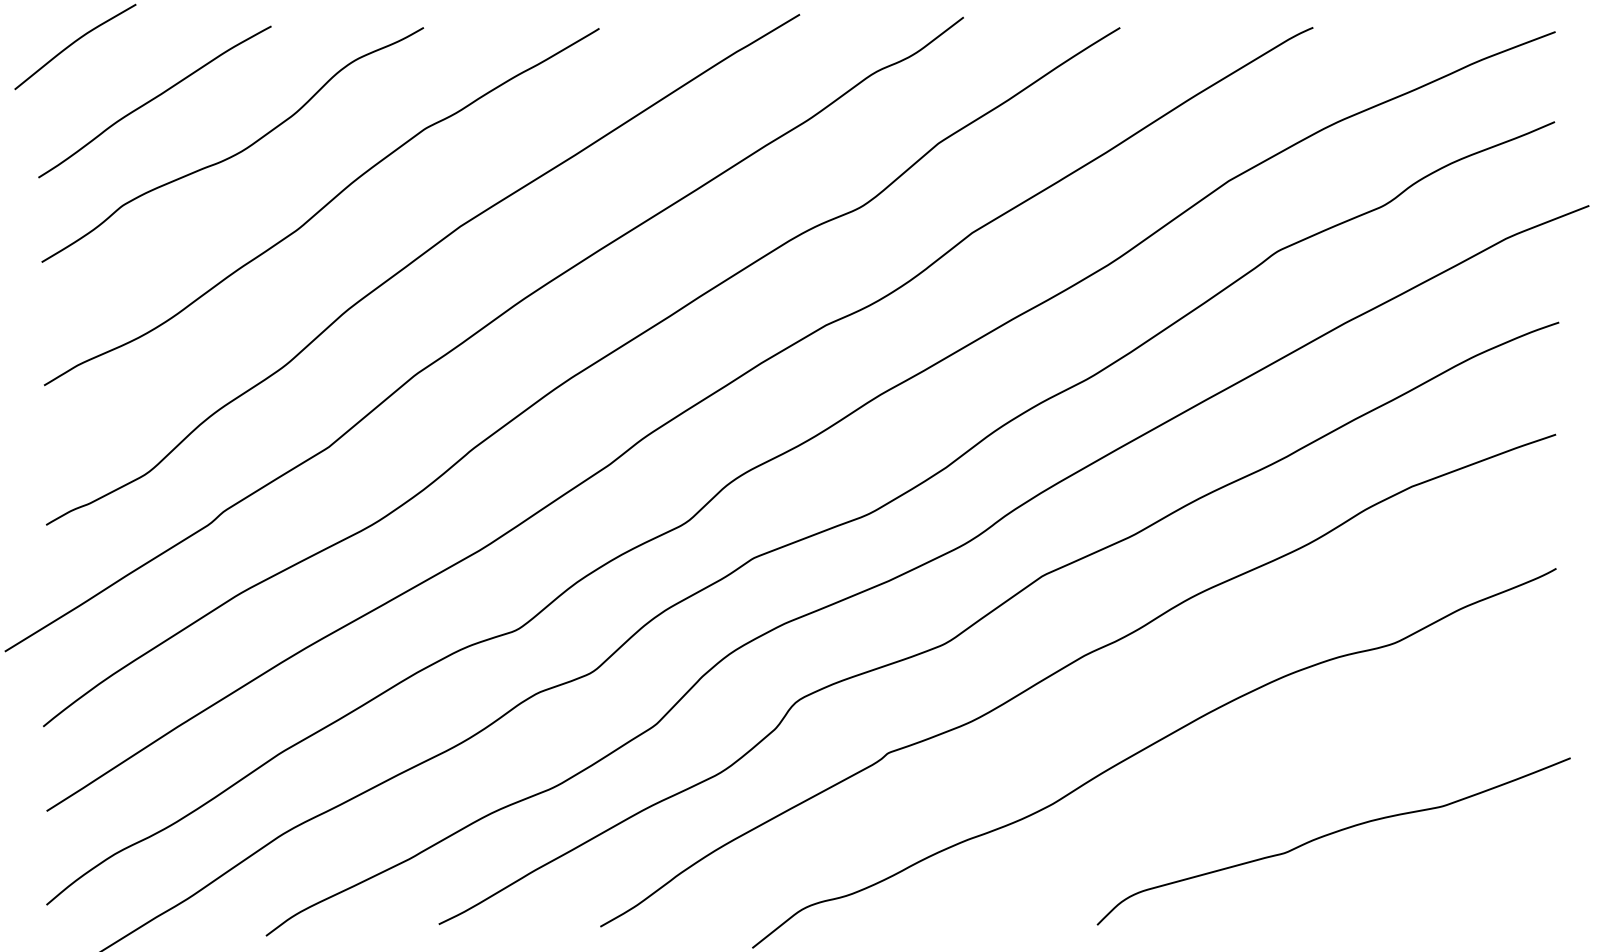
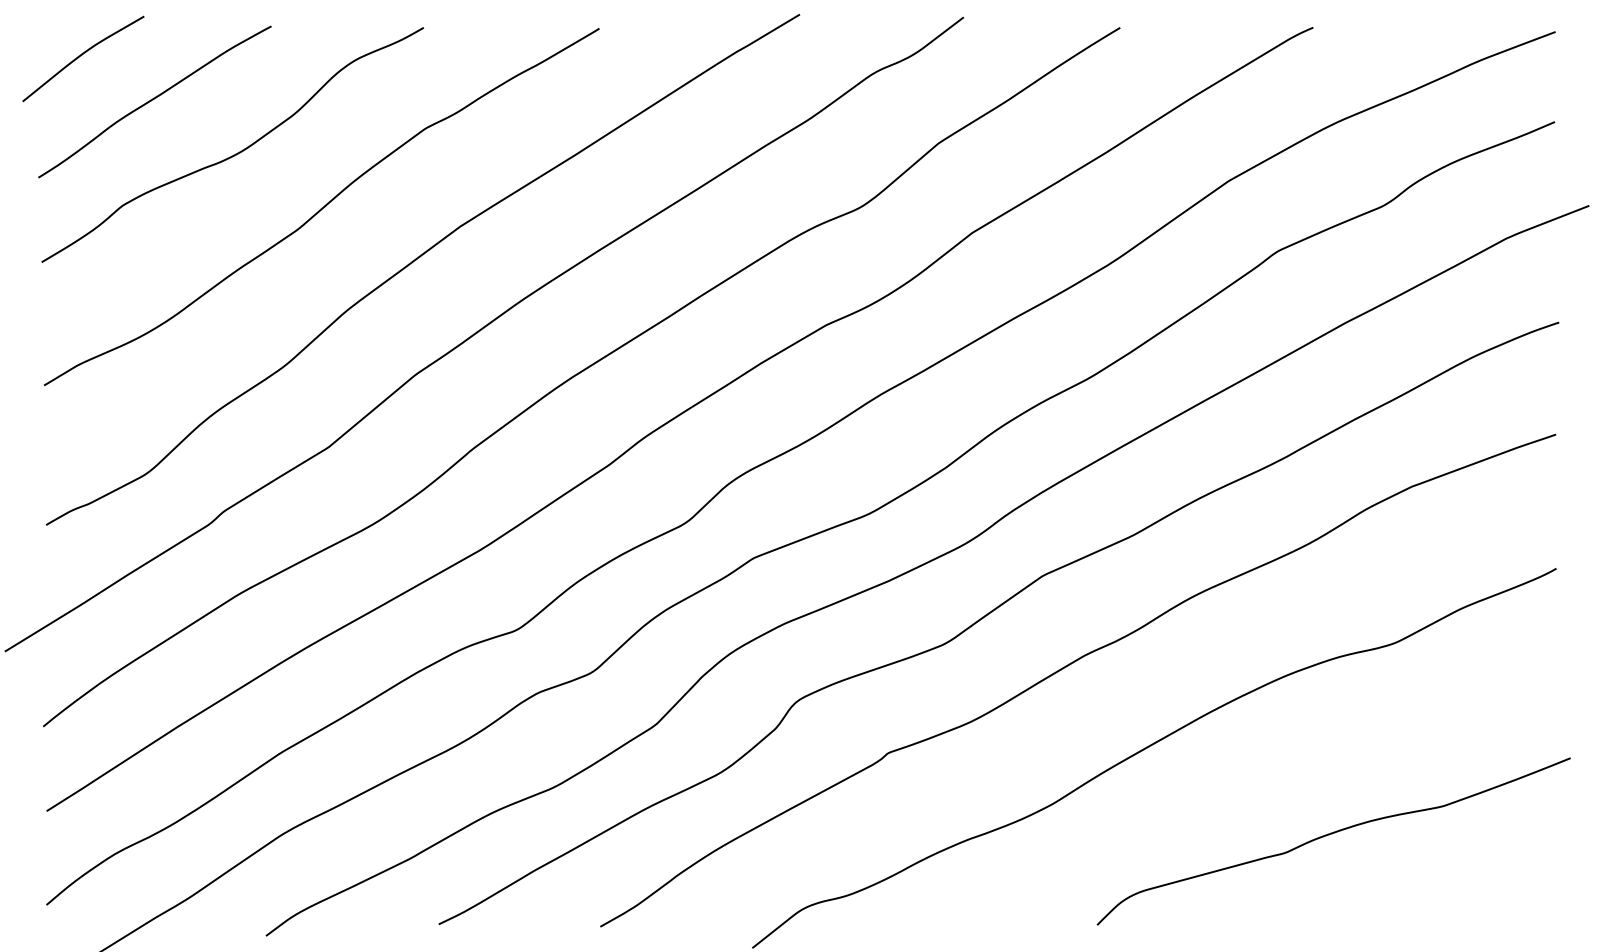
curve position: (74, 43) -> (82, 55) (82, 55)
